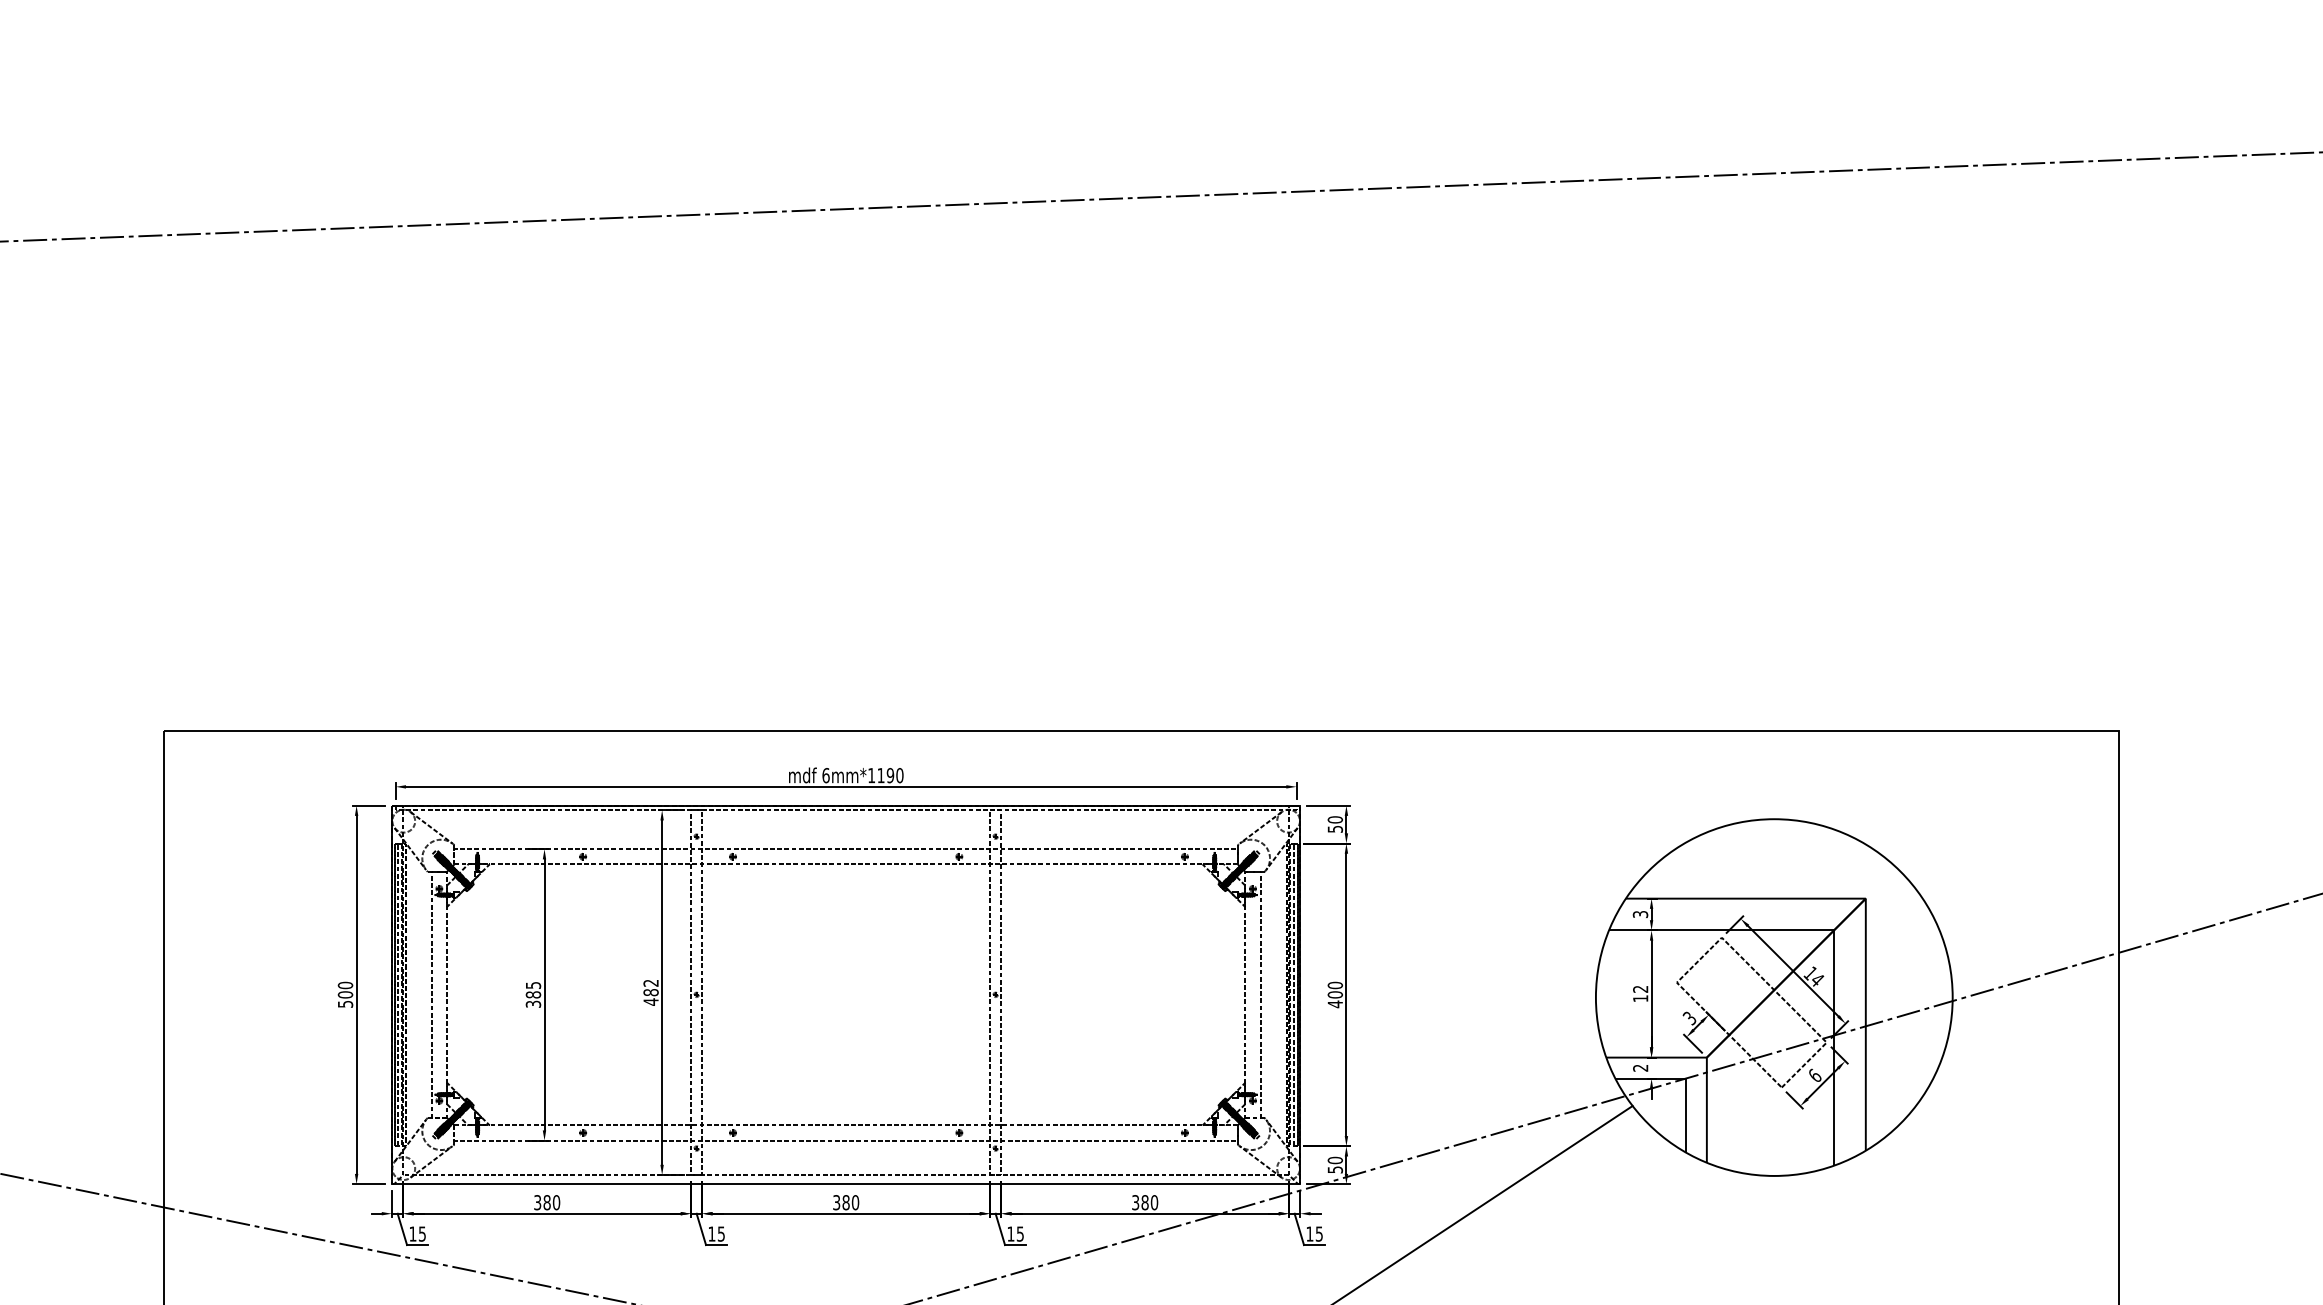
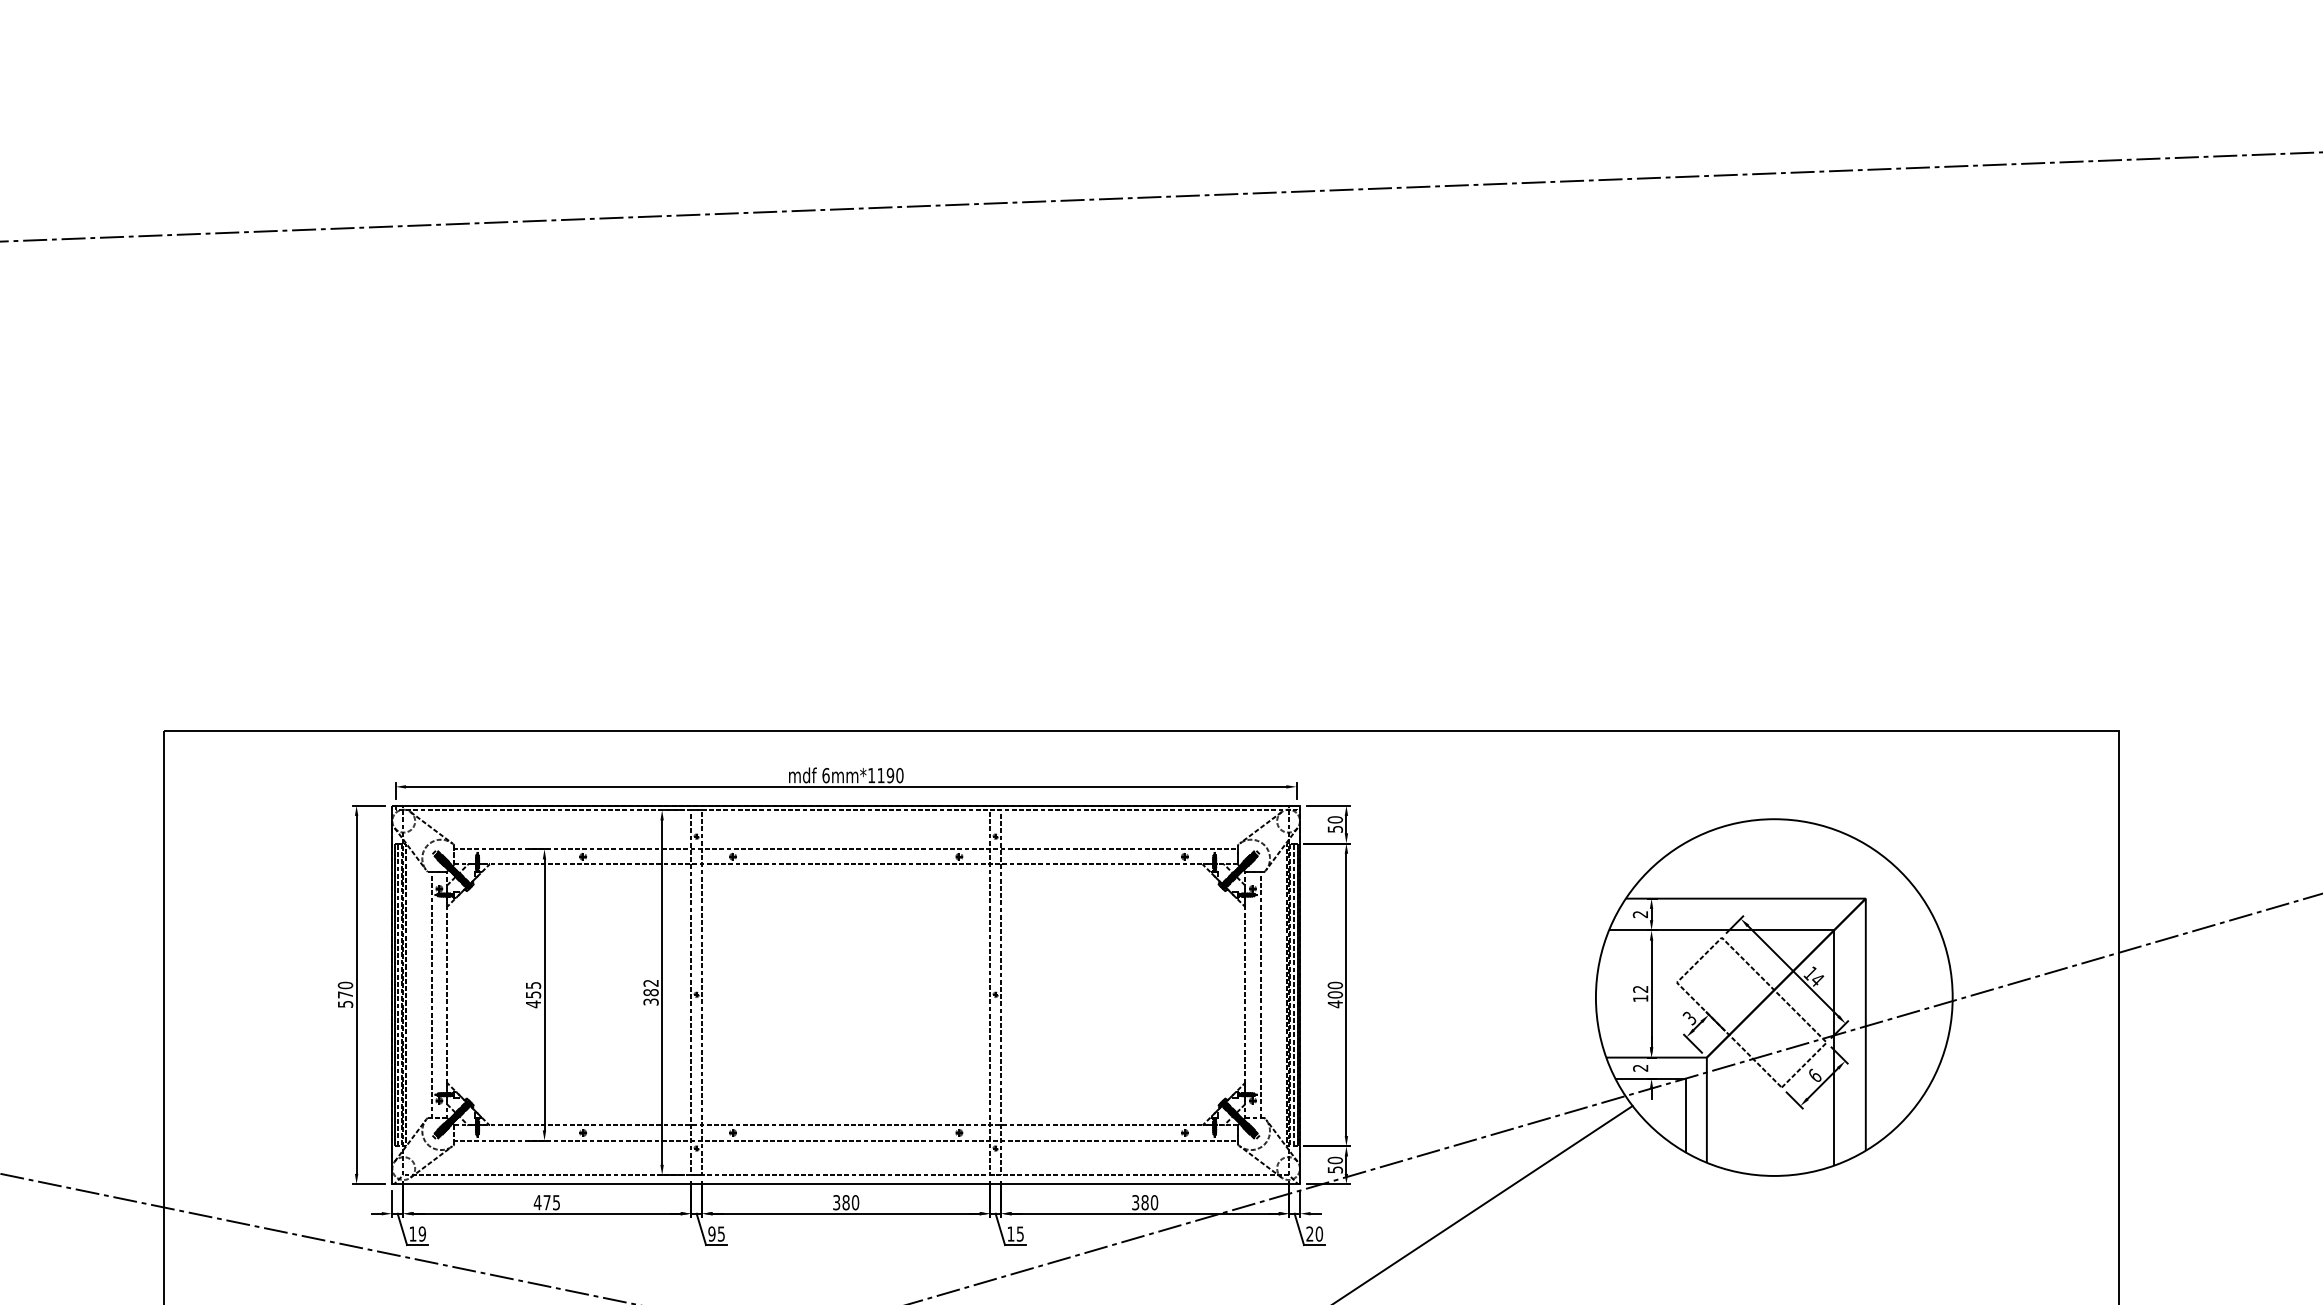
text: 3 -> 2 (1640, 914)
text: 500 -> 570 (345, 994)
text: 385 -> 455 (533, 999)
text: 482 -> 382 (650, 1001)
text: 380 -> 475 (546, 1202)
text: 15 -> 19 (422, 1233)
text: 15 -> 95 (711, 1233)
text: 15 -> 20 (1314, 1233)
